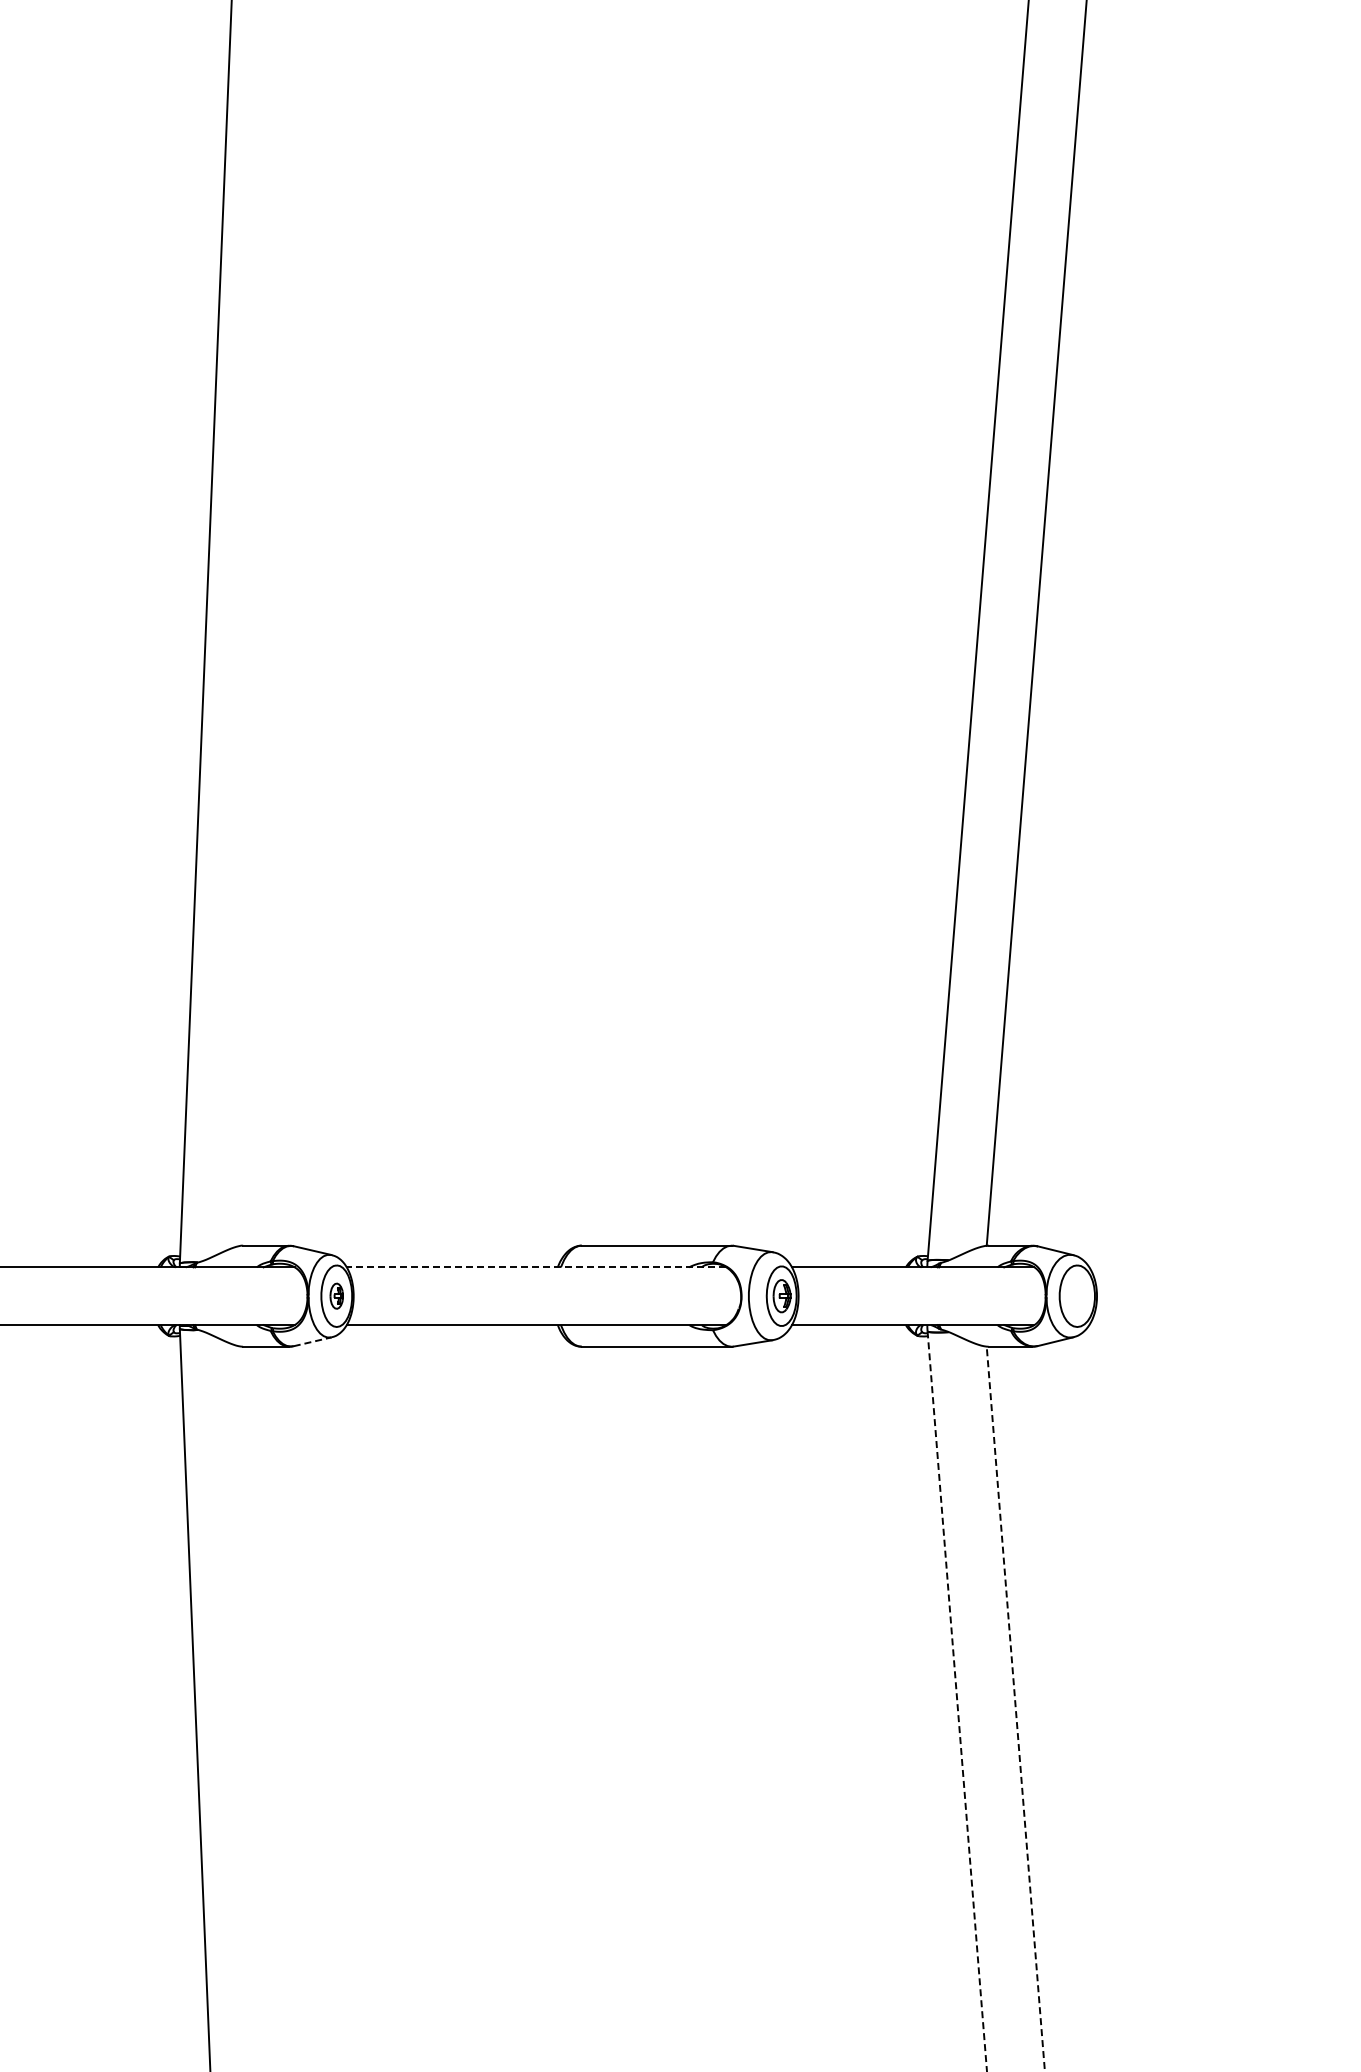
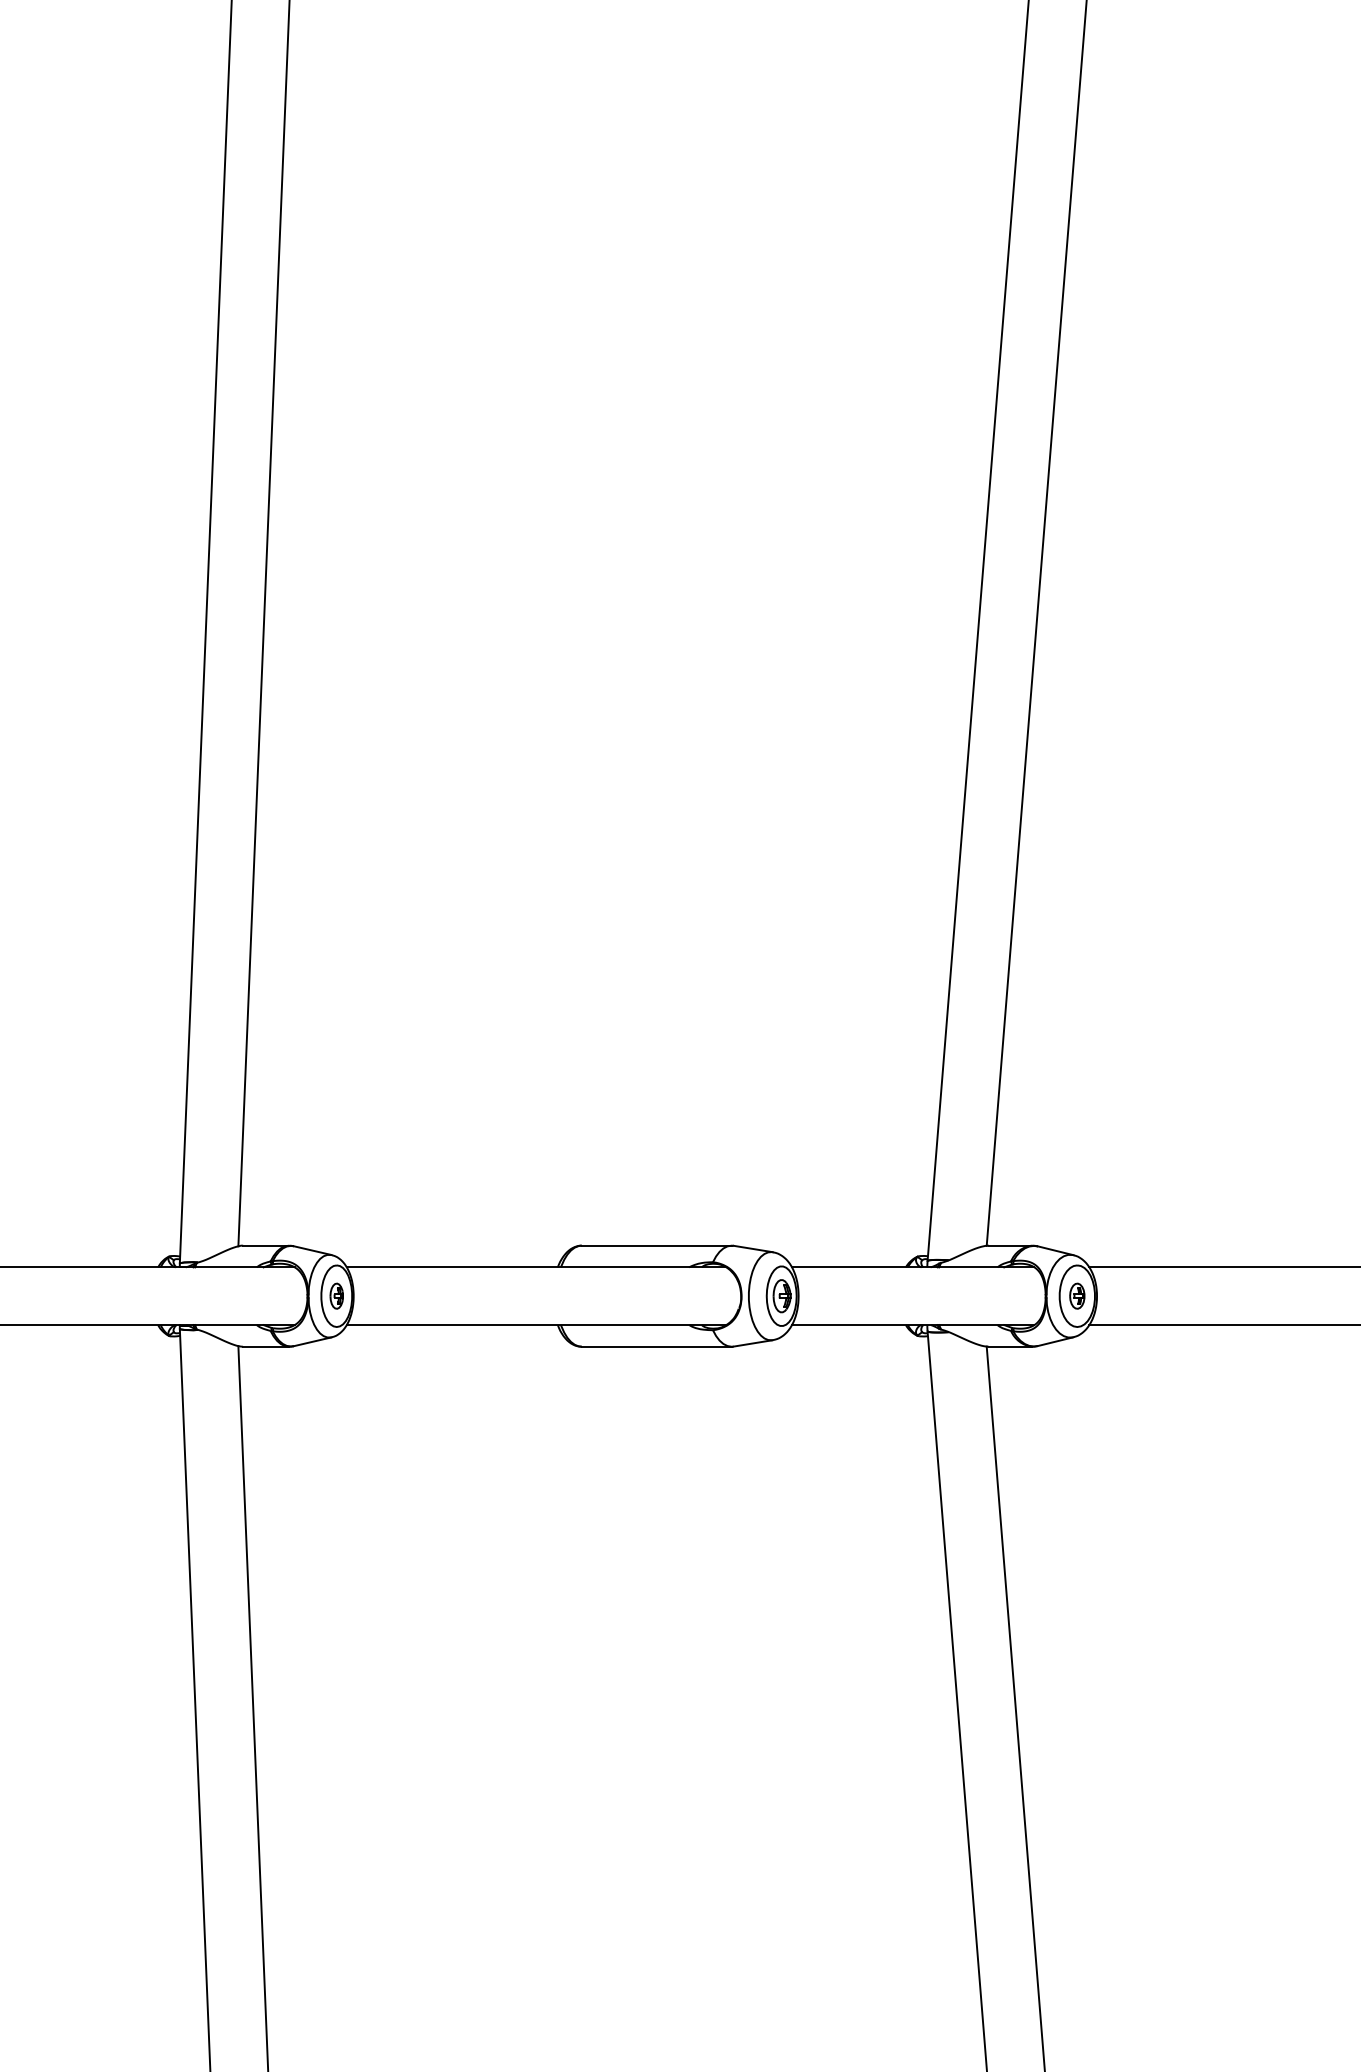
line: none -> present (263, 624)
line: dashed -> solid (535, 1267)
line: none -> present (1223, 1267)
part: none -> present (1077, 1295)
line: none -> present (1223, 1325)
line: dashed -> solid (313, 1341)
line: dashed -> solid (957, 1702)
line: none -> present (253, 1707)
line: dashed -> solid (1015, 1708)
